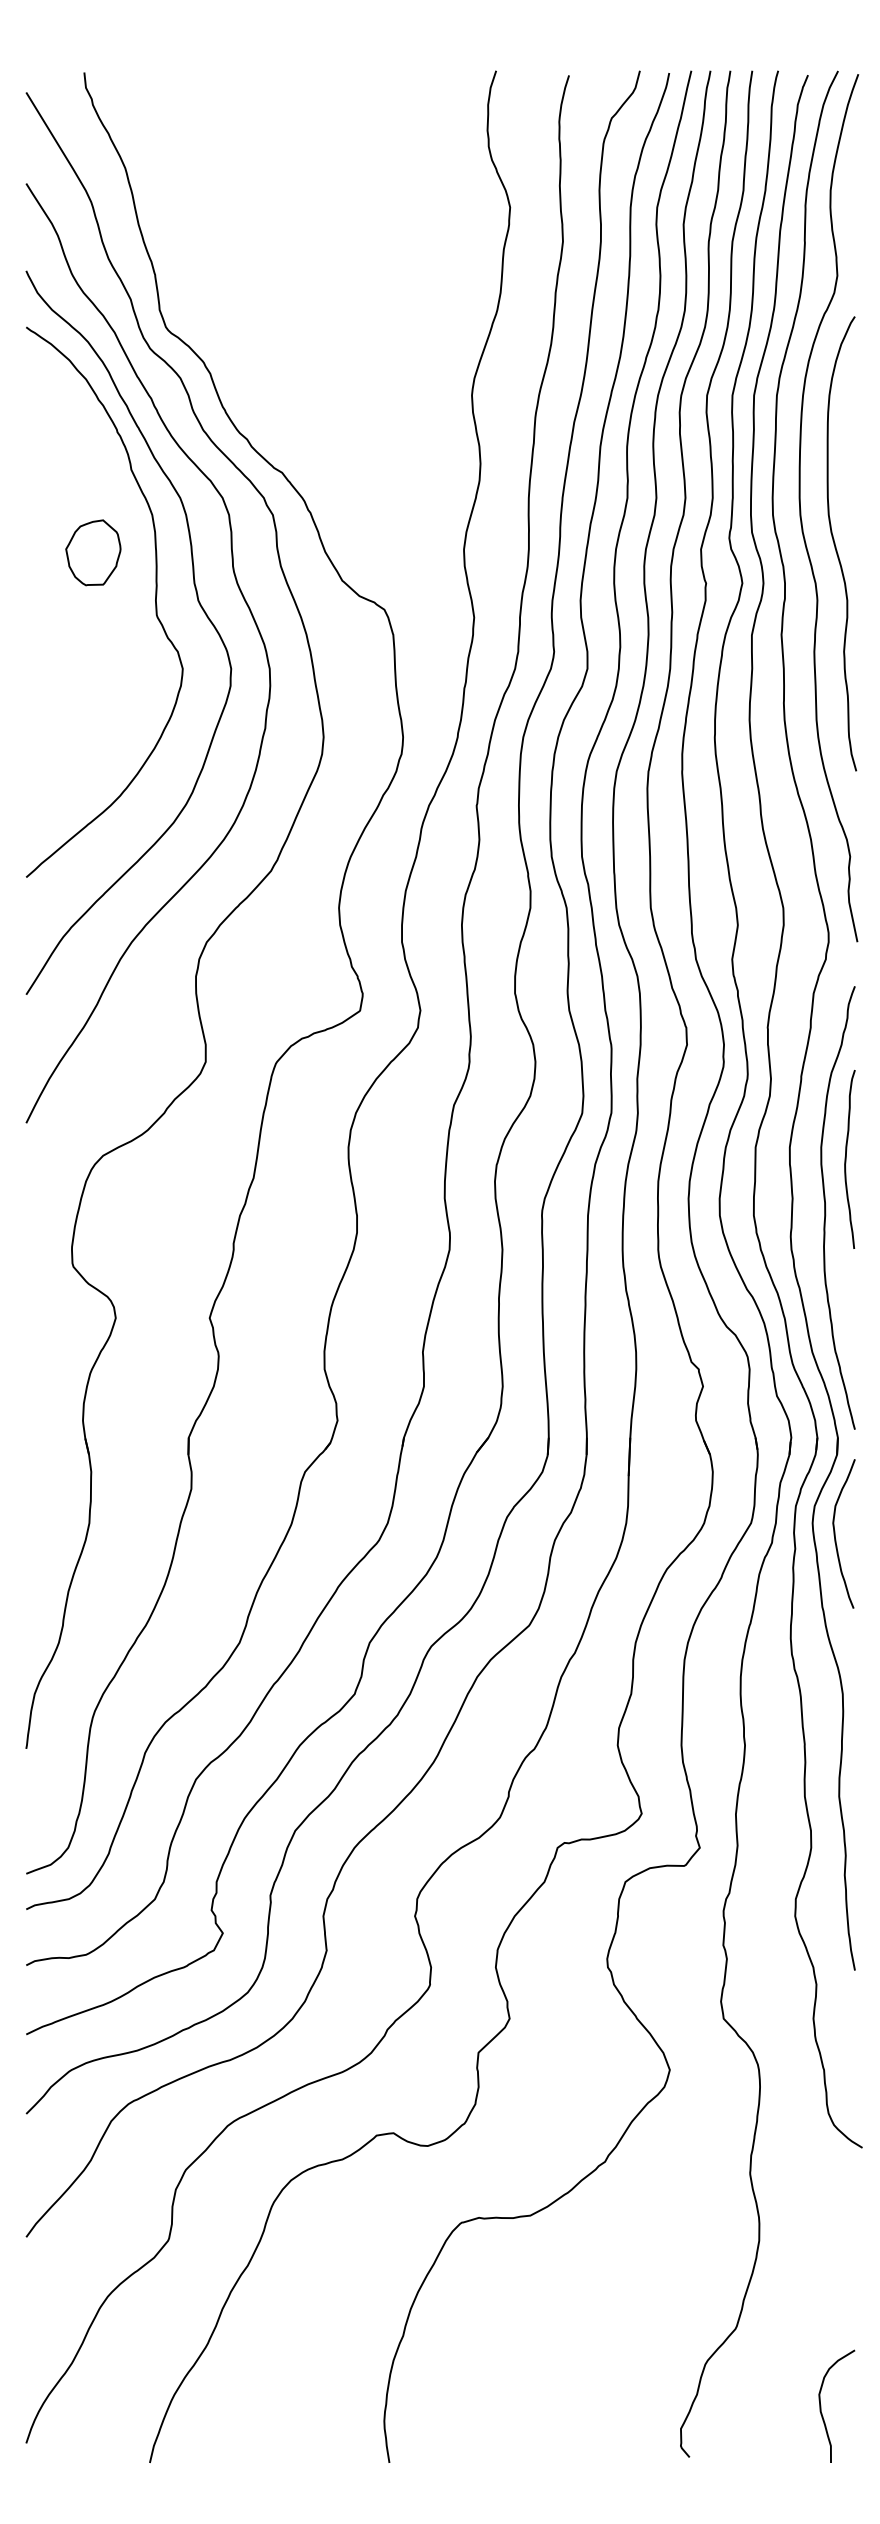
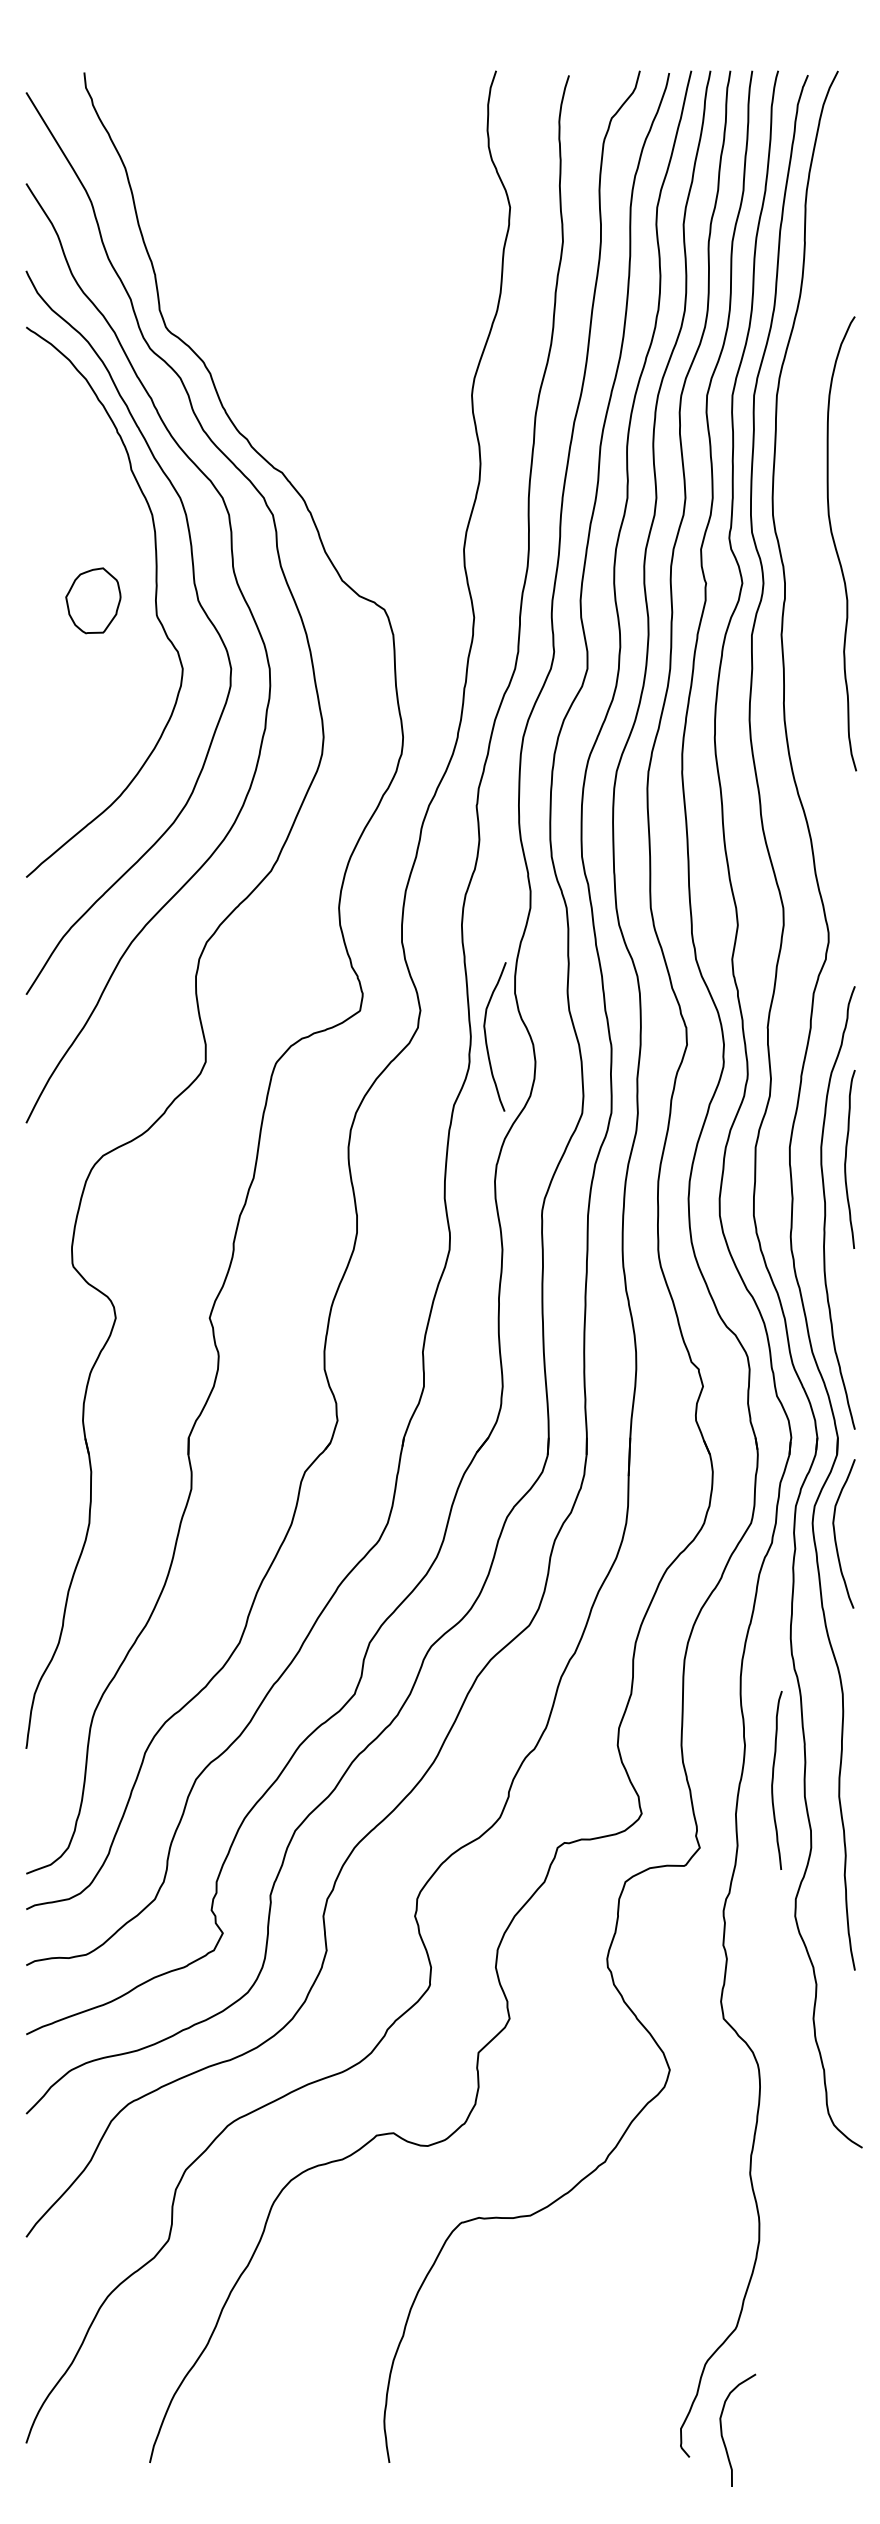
curve: present -> none (801, 509)
part position: (93, 552) -> (93, 600) (93, 600)
curve: none -> present (486, 1036)
curve: none -> present (773, 1780)
curve position: (821, 2405) -> (722, 2429) (722, 2429)
